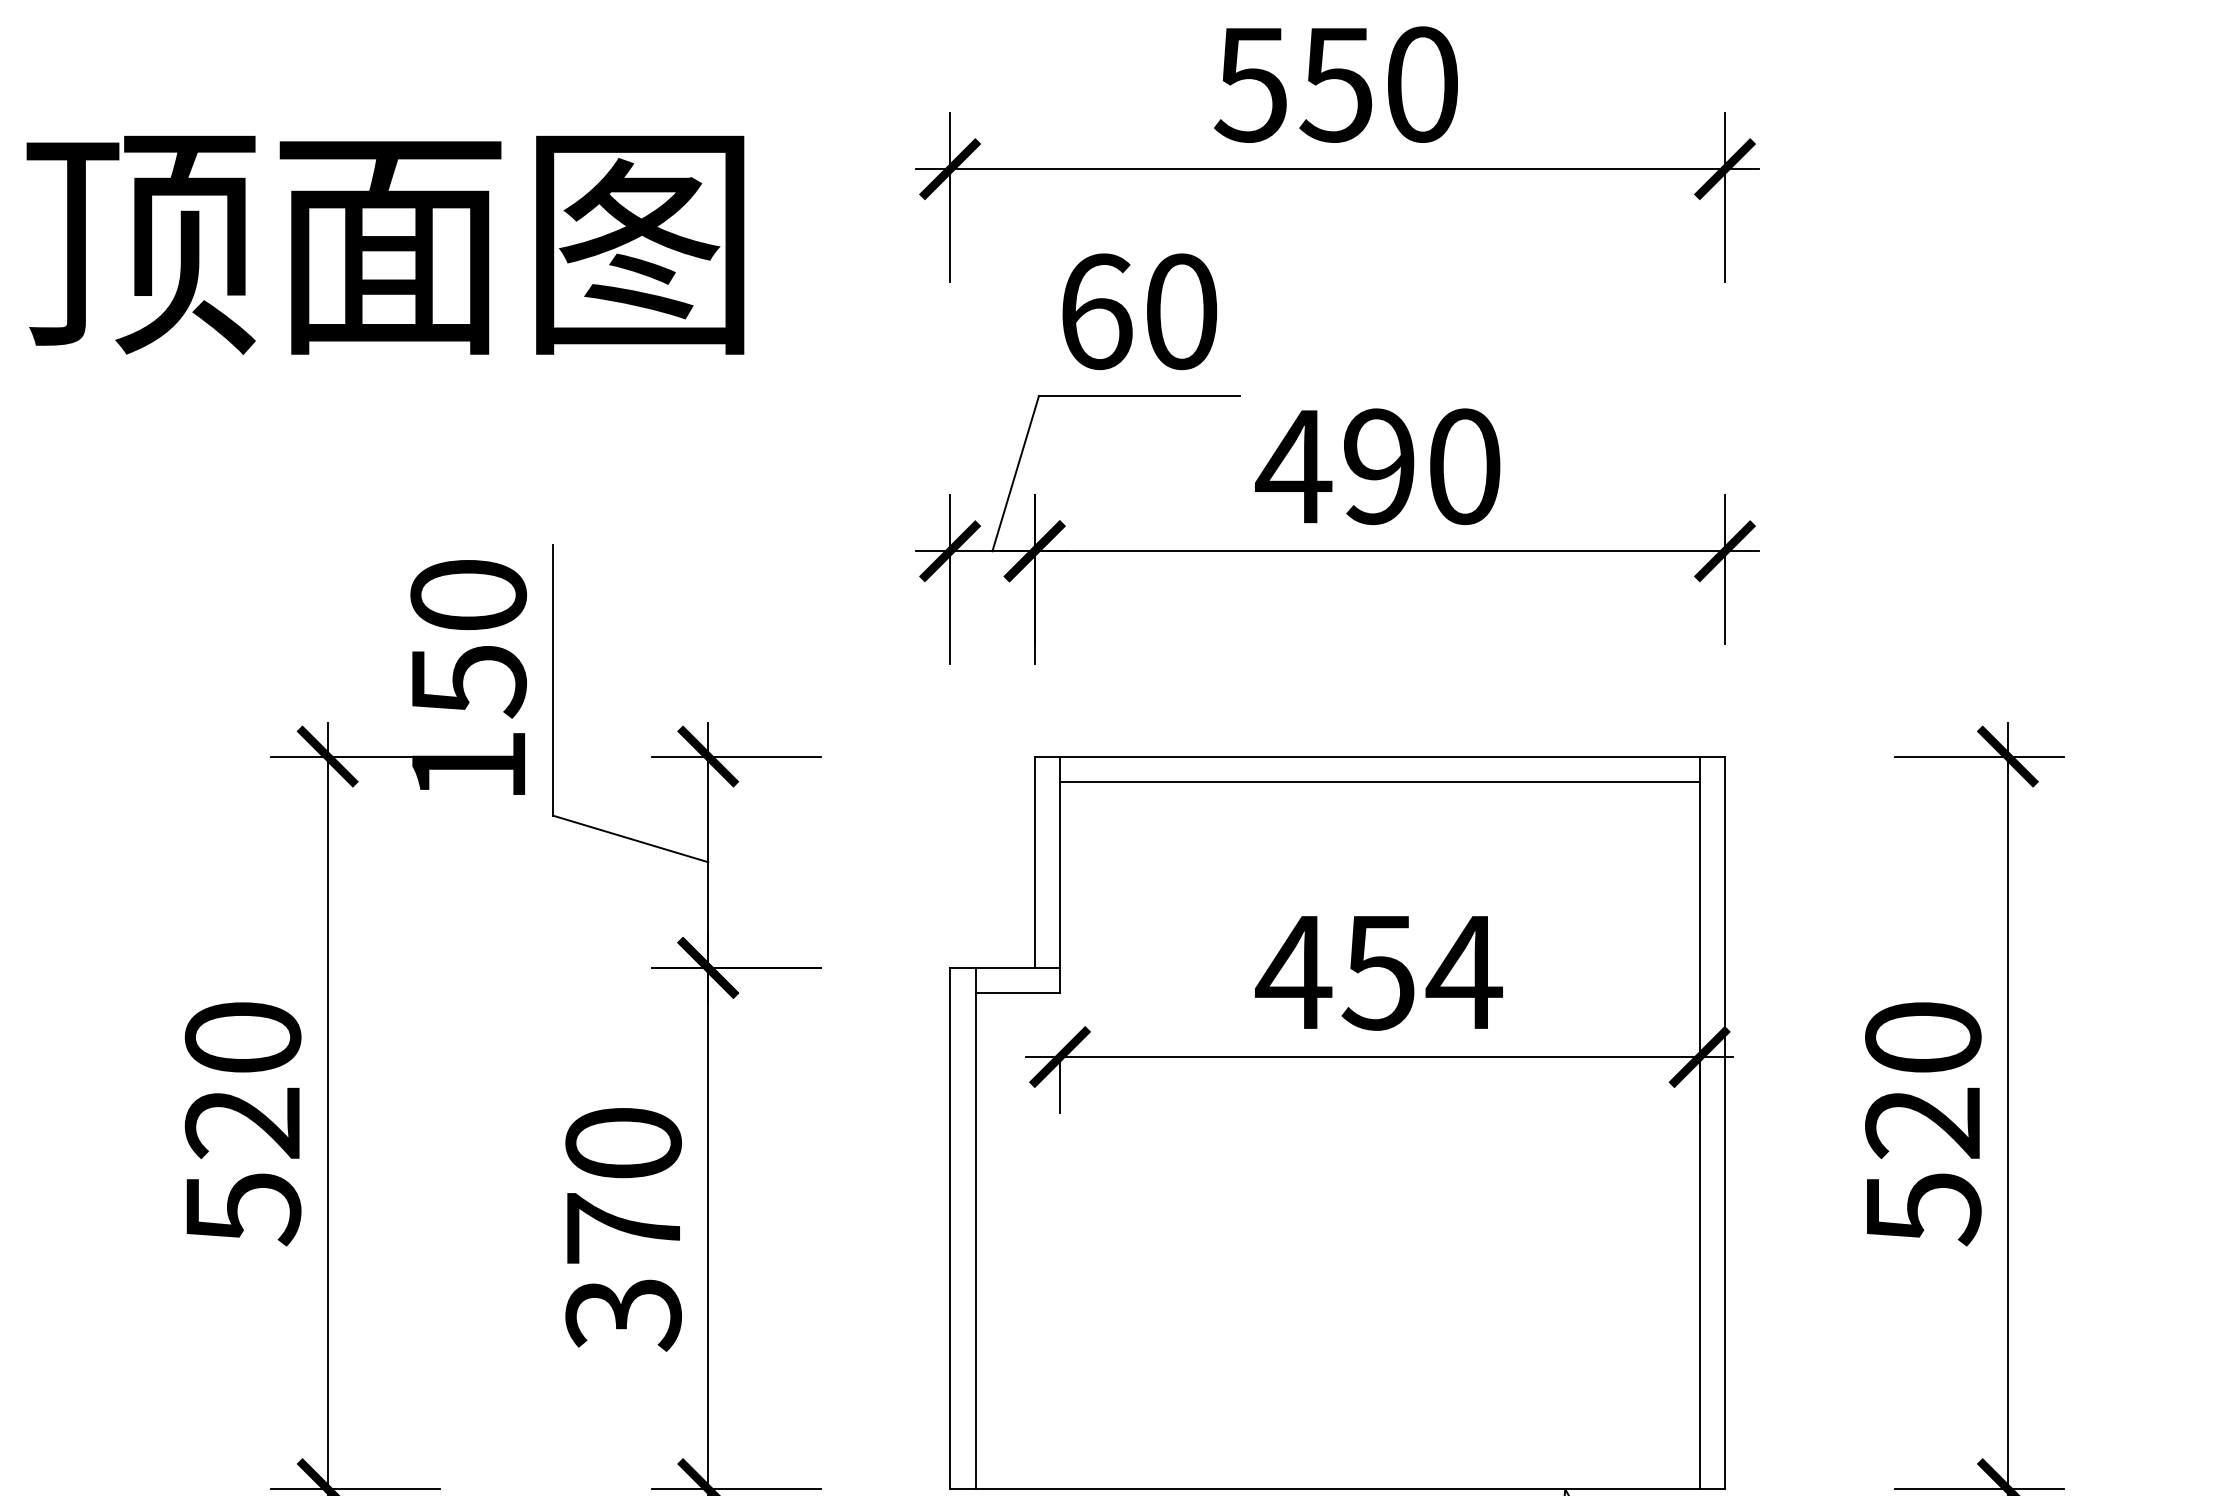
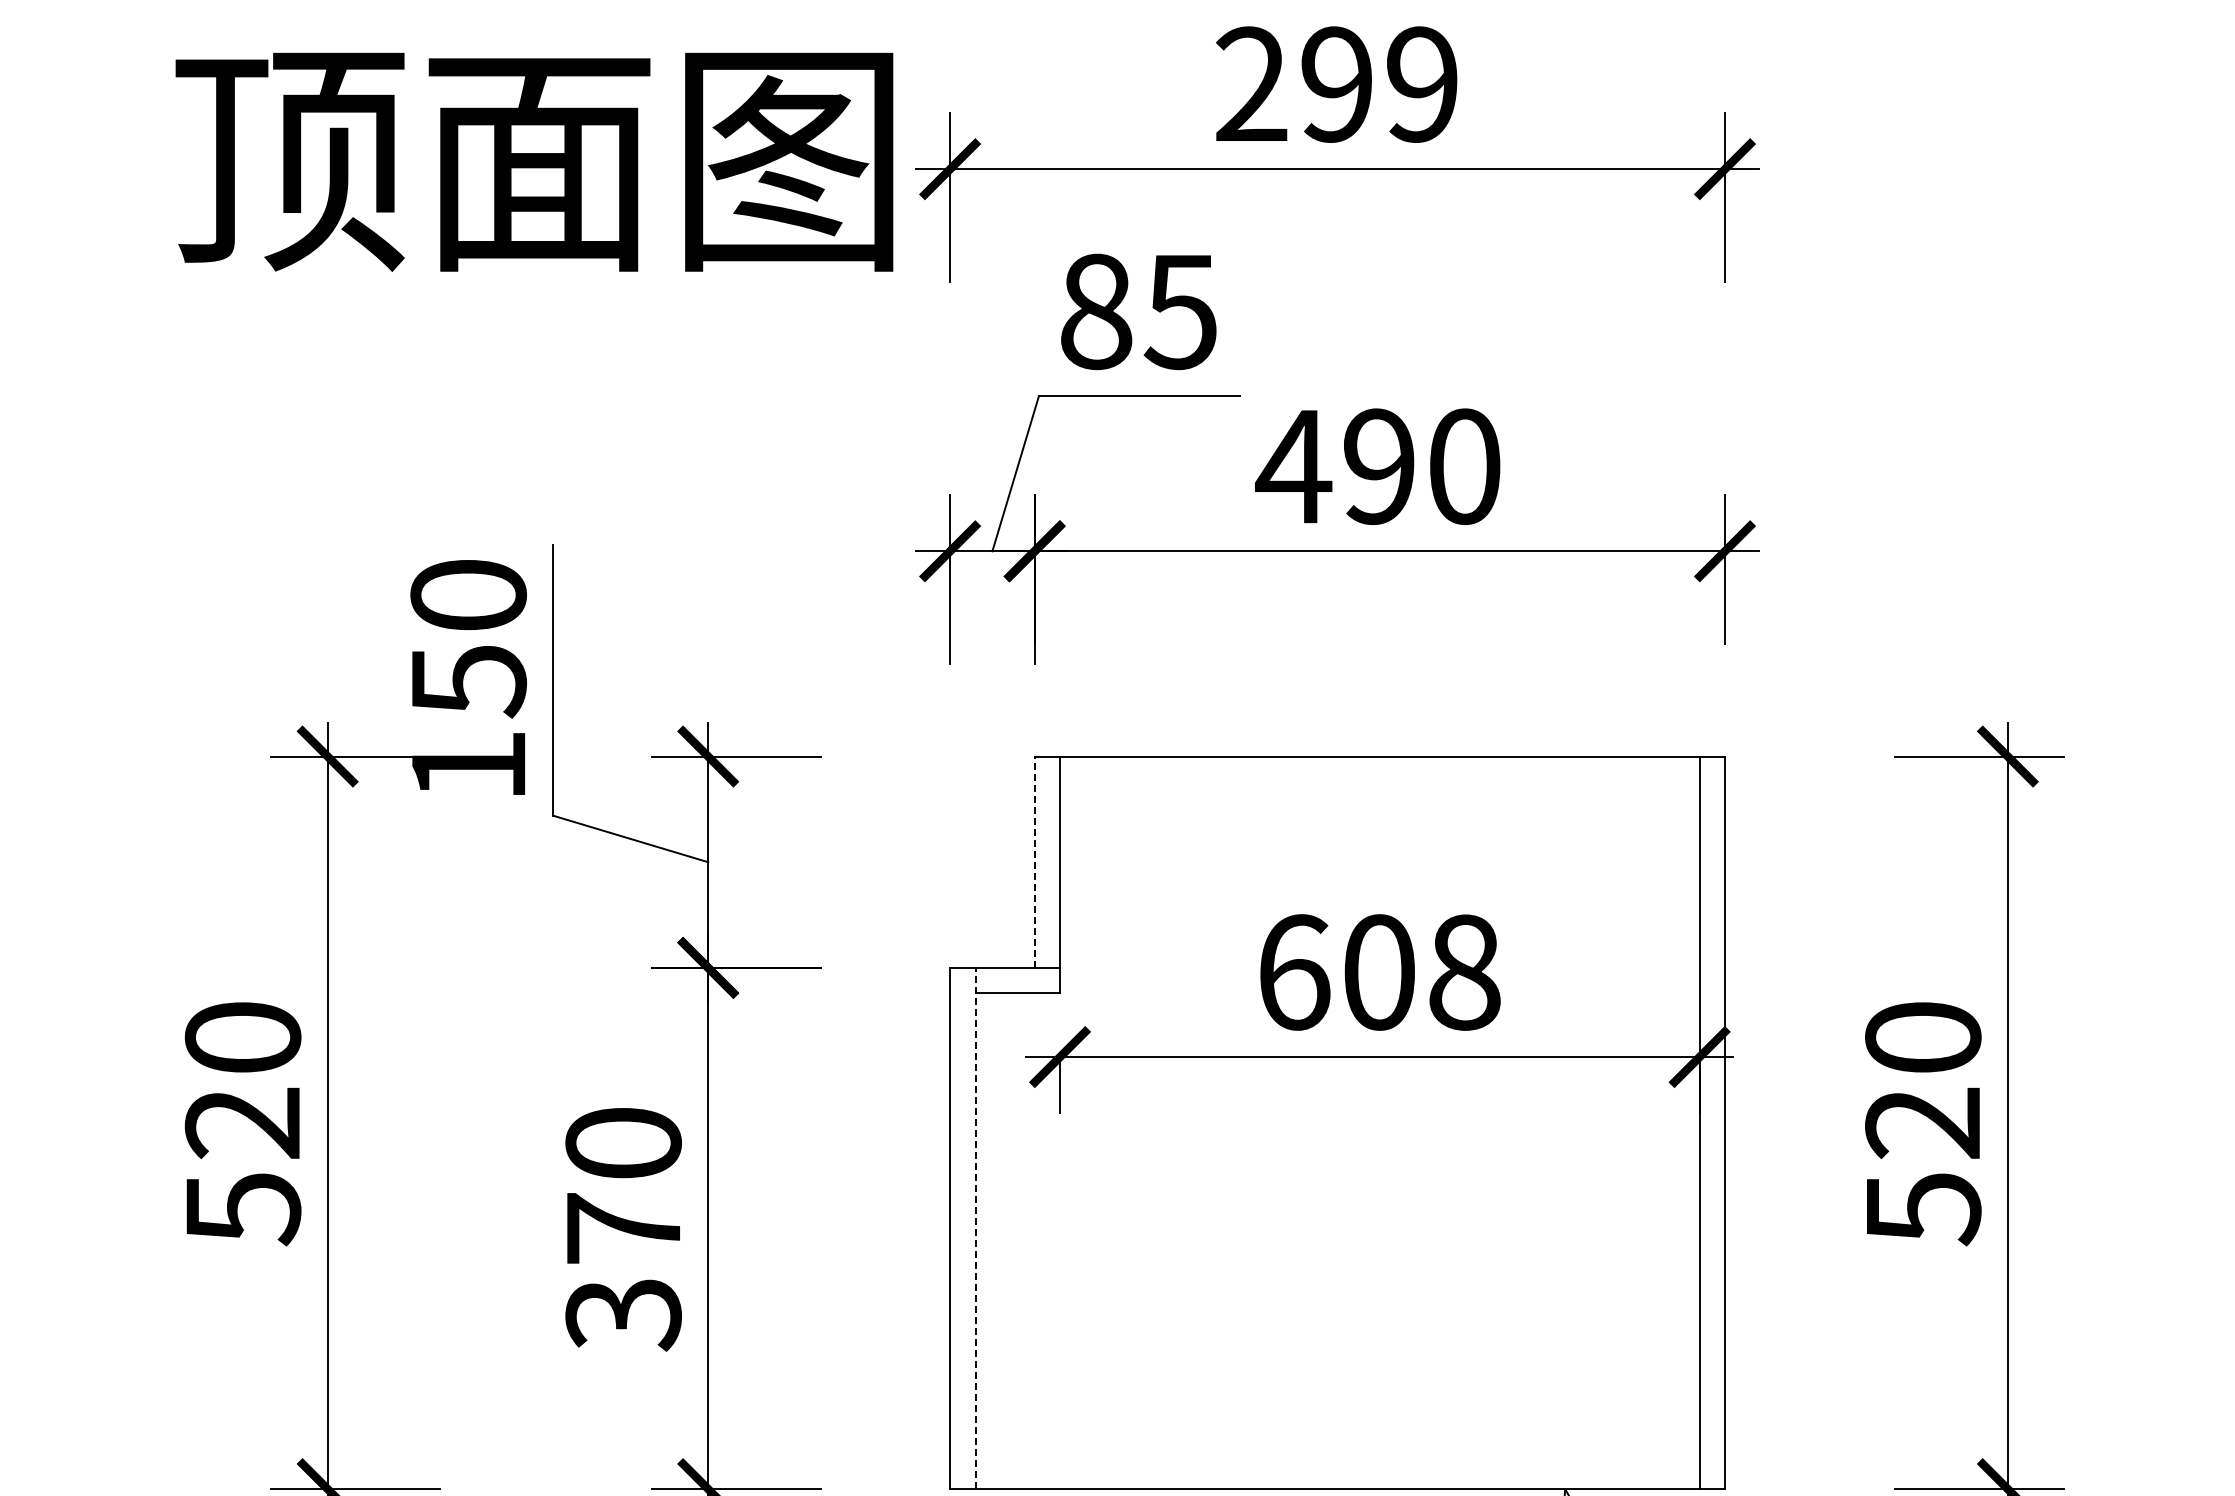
text: 550 -> 299 (1335, 84)
text position: (385, 244) -> (534, 161) (534, 161)
text: 60 -> 85 (1139, 311)
line: present -> none (1379, 781)
line: solid -> dashed (1034, 862)
text: 454 -> 608 (1378, 972)
line: solid -> dashed (975, 1228)
